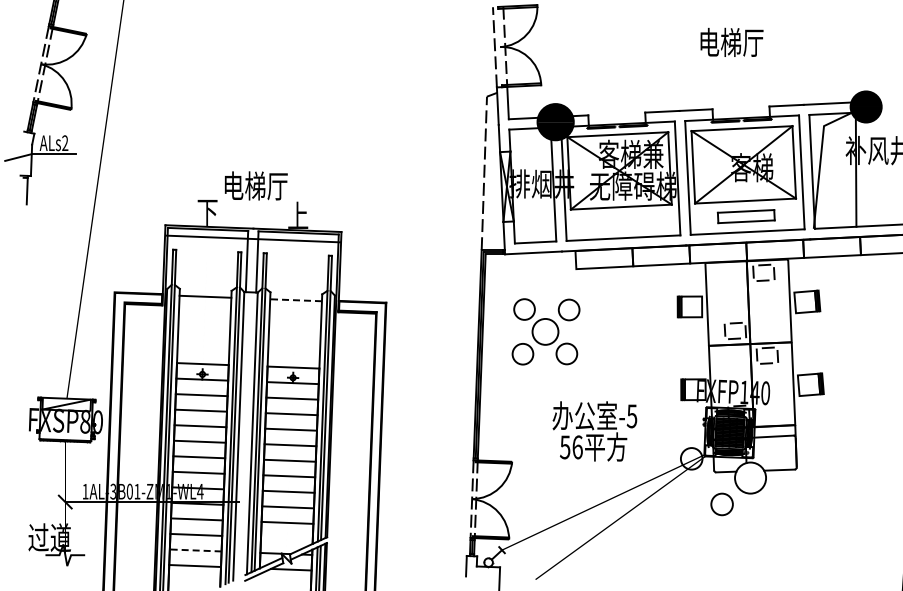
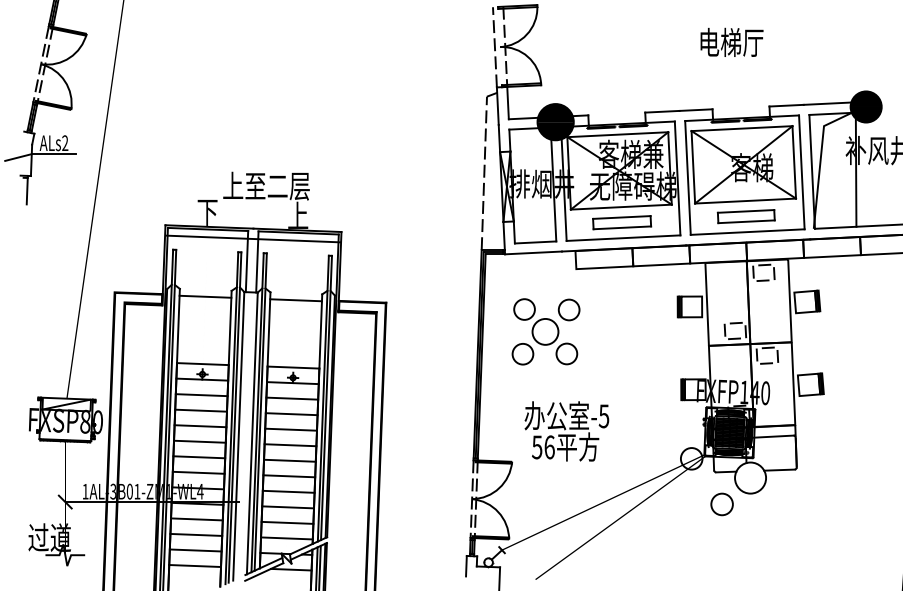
text: 电梯厅 -> 上至二层 (266, 185)
part: none -> present (622, 222)
line: dashed -> solid (296, 300)
text position: (594, 431) -> (566, 431) (566, 431)
line: none -> present (286, 538)
line: dashed -> solid (195, 550)
